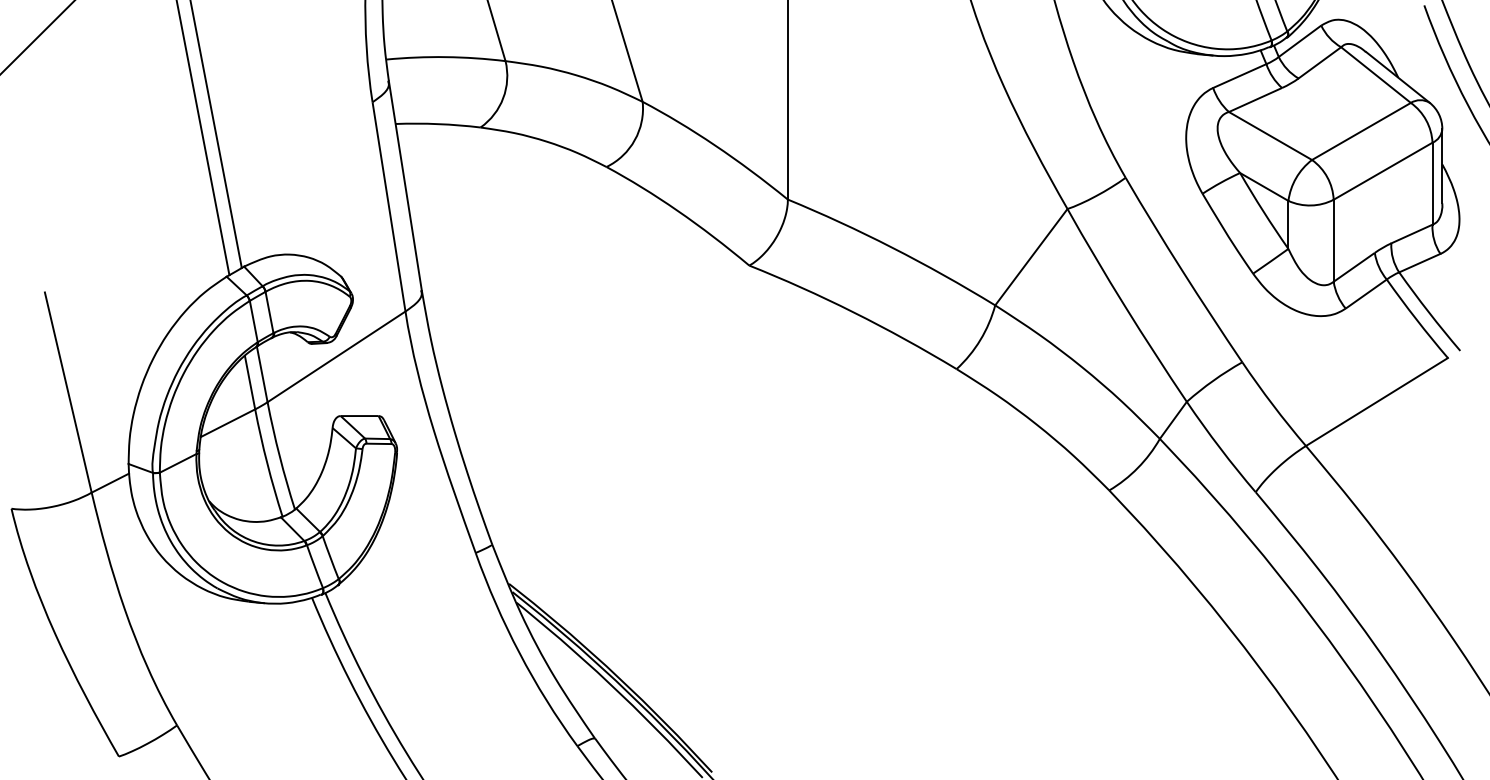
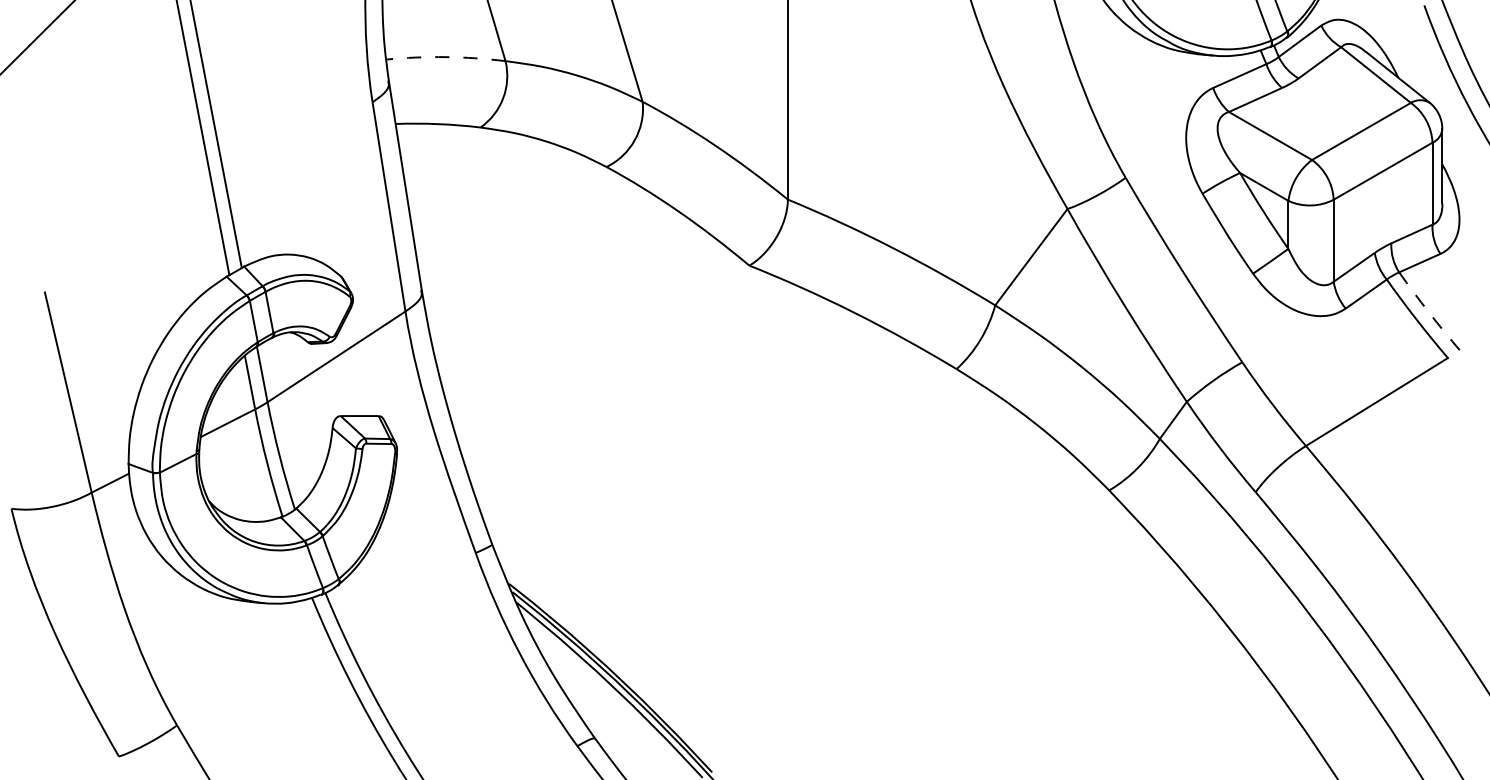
arc: solid -> dashed (445, 57)
arc: solid -> dashed (1428, 312)
